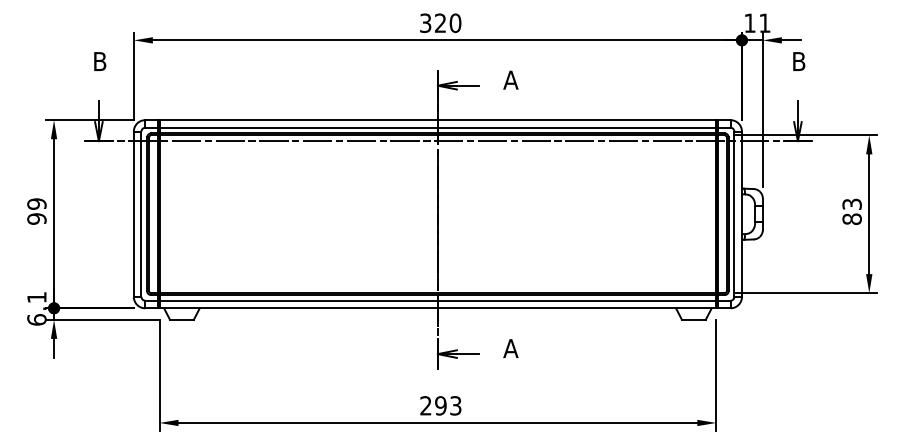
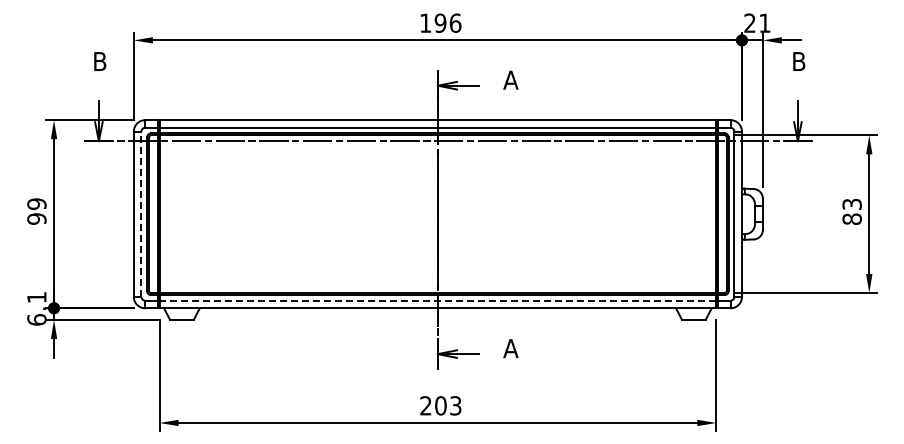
text: 11 -> 21 (749, 22)
text: 320 -> 196 (440, 23)
line: solid -> dashed (141, 214)
line: solid -> dashed (437, 300)
text: 293 -> 203 (440, 405)
